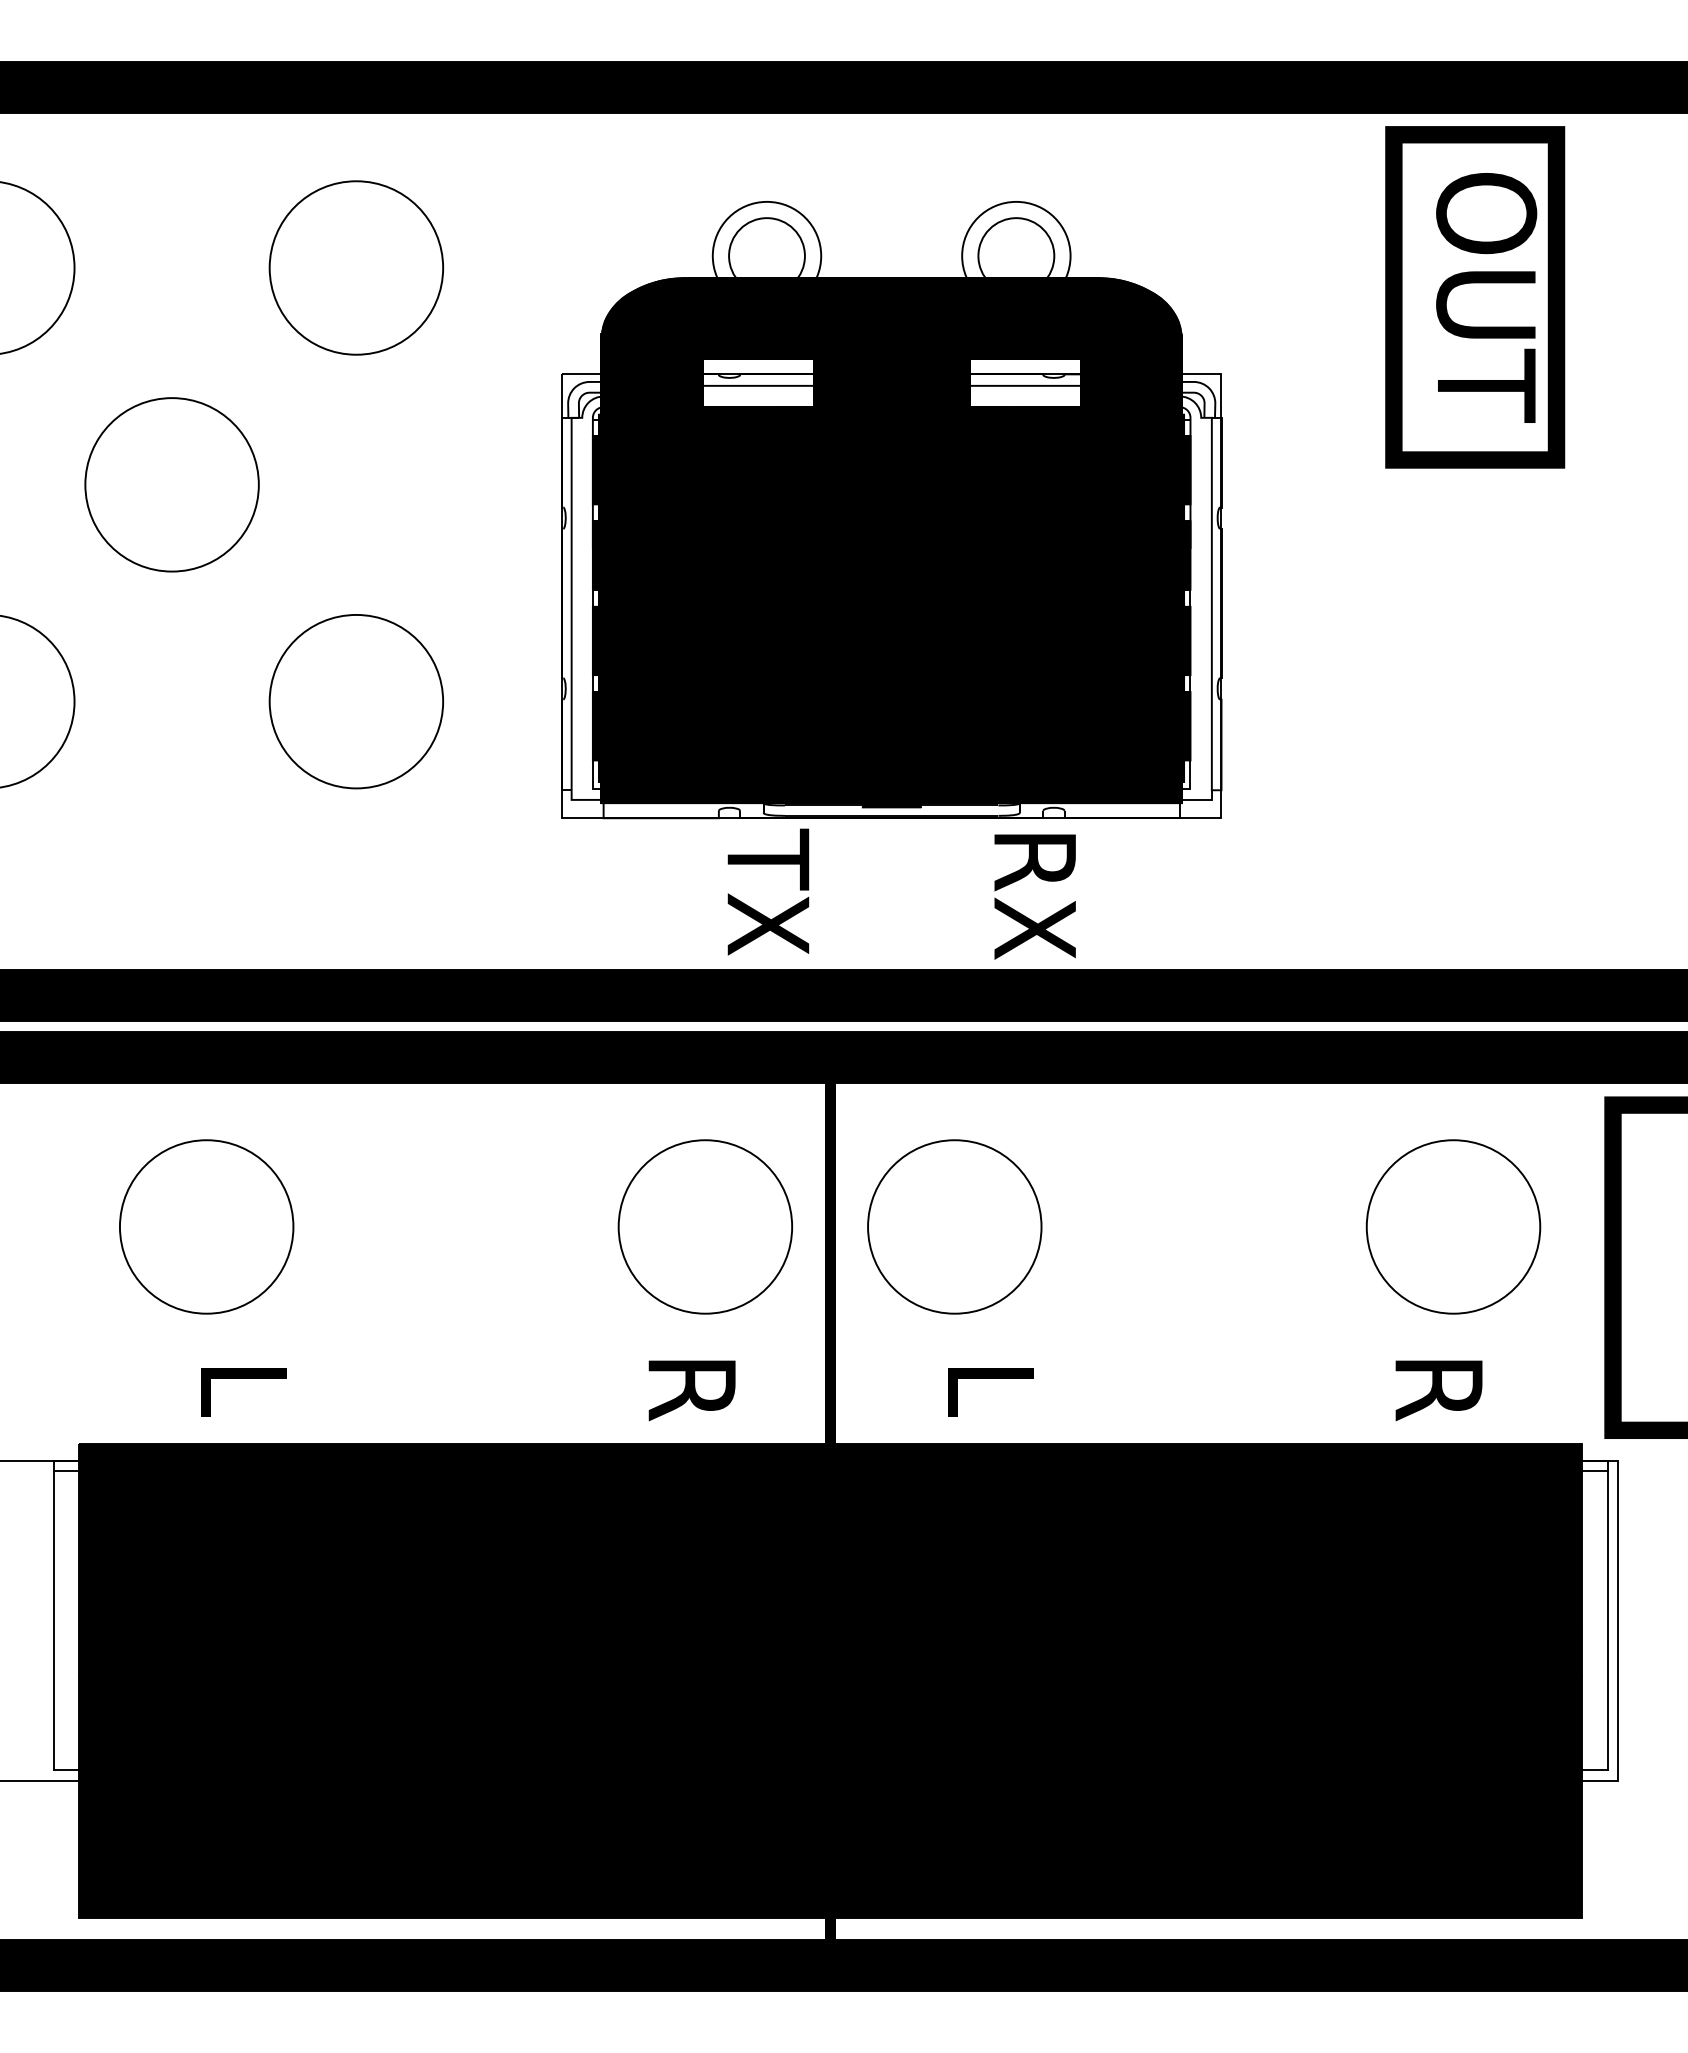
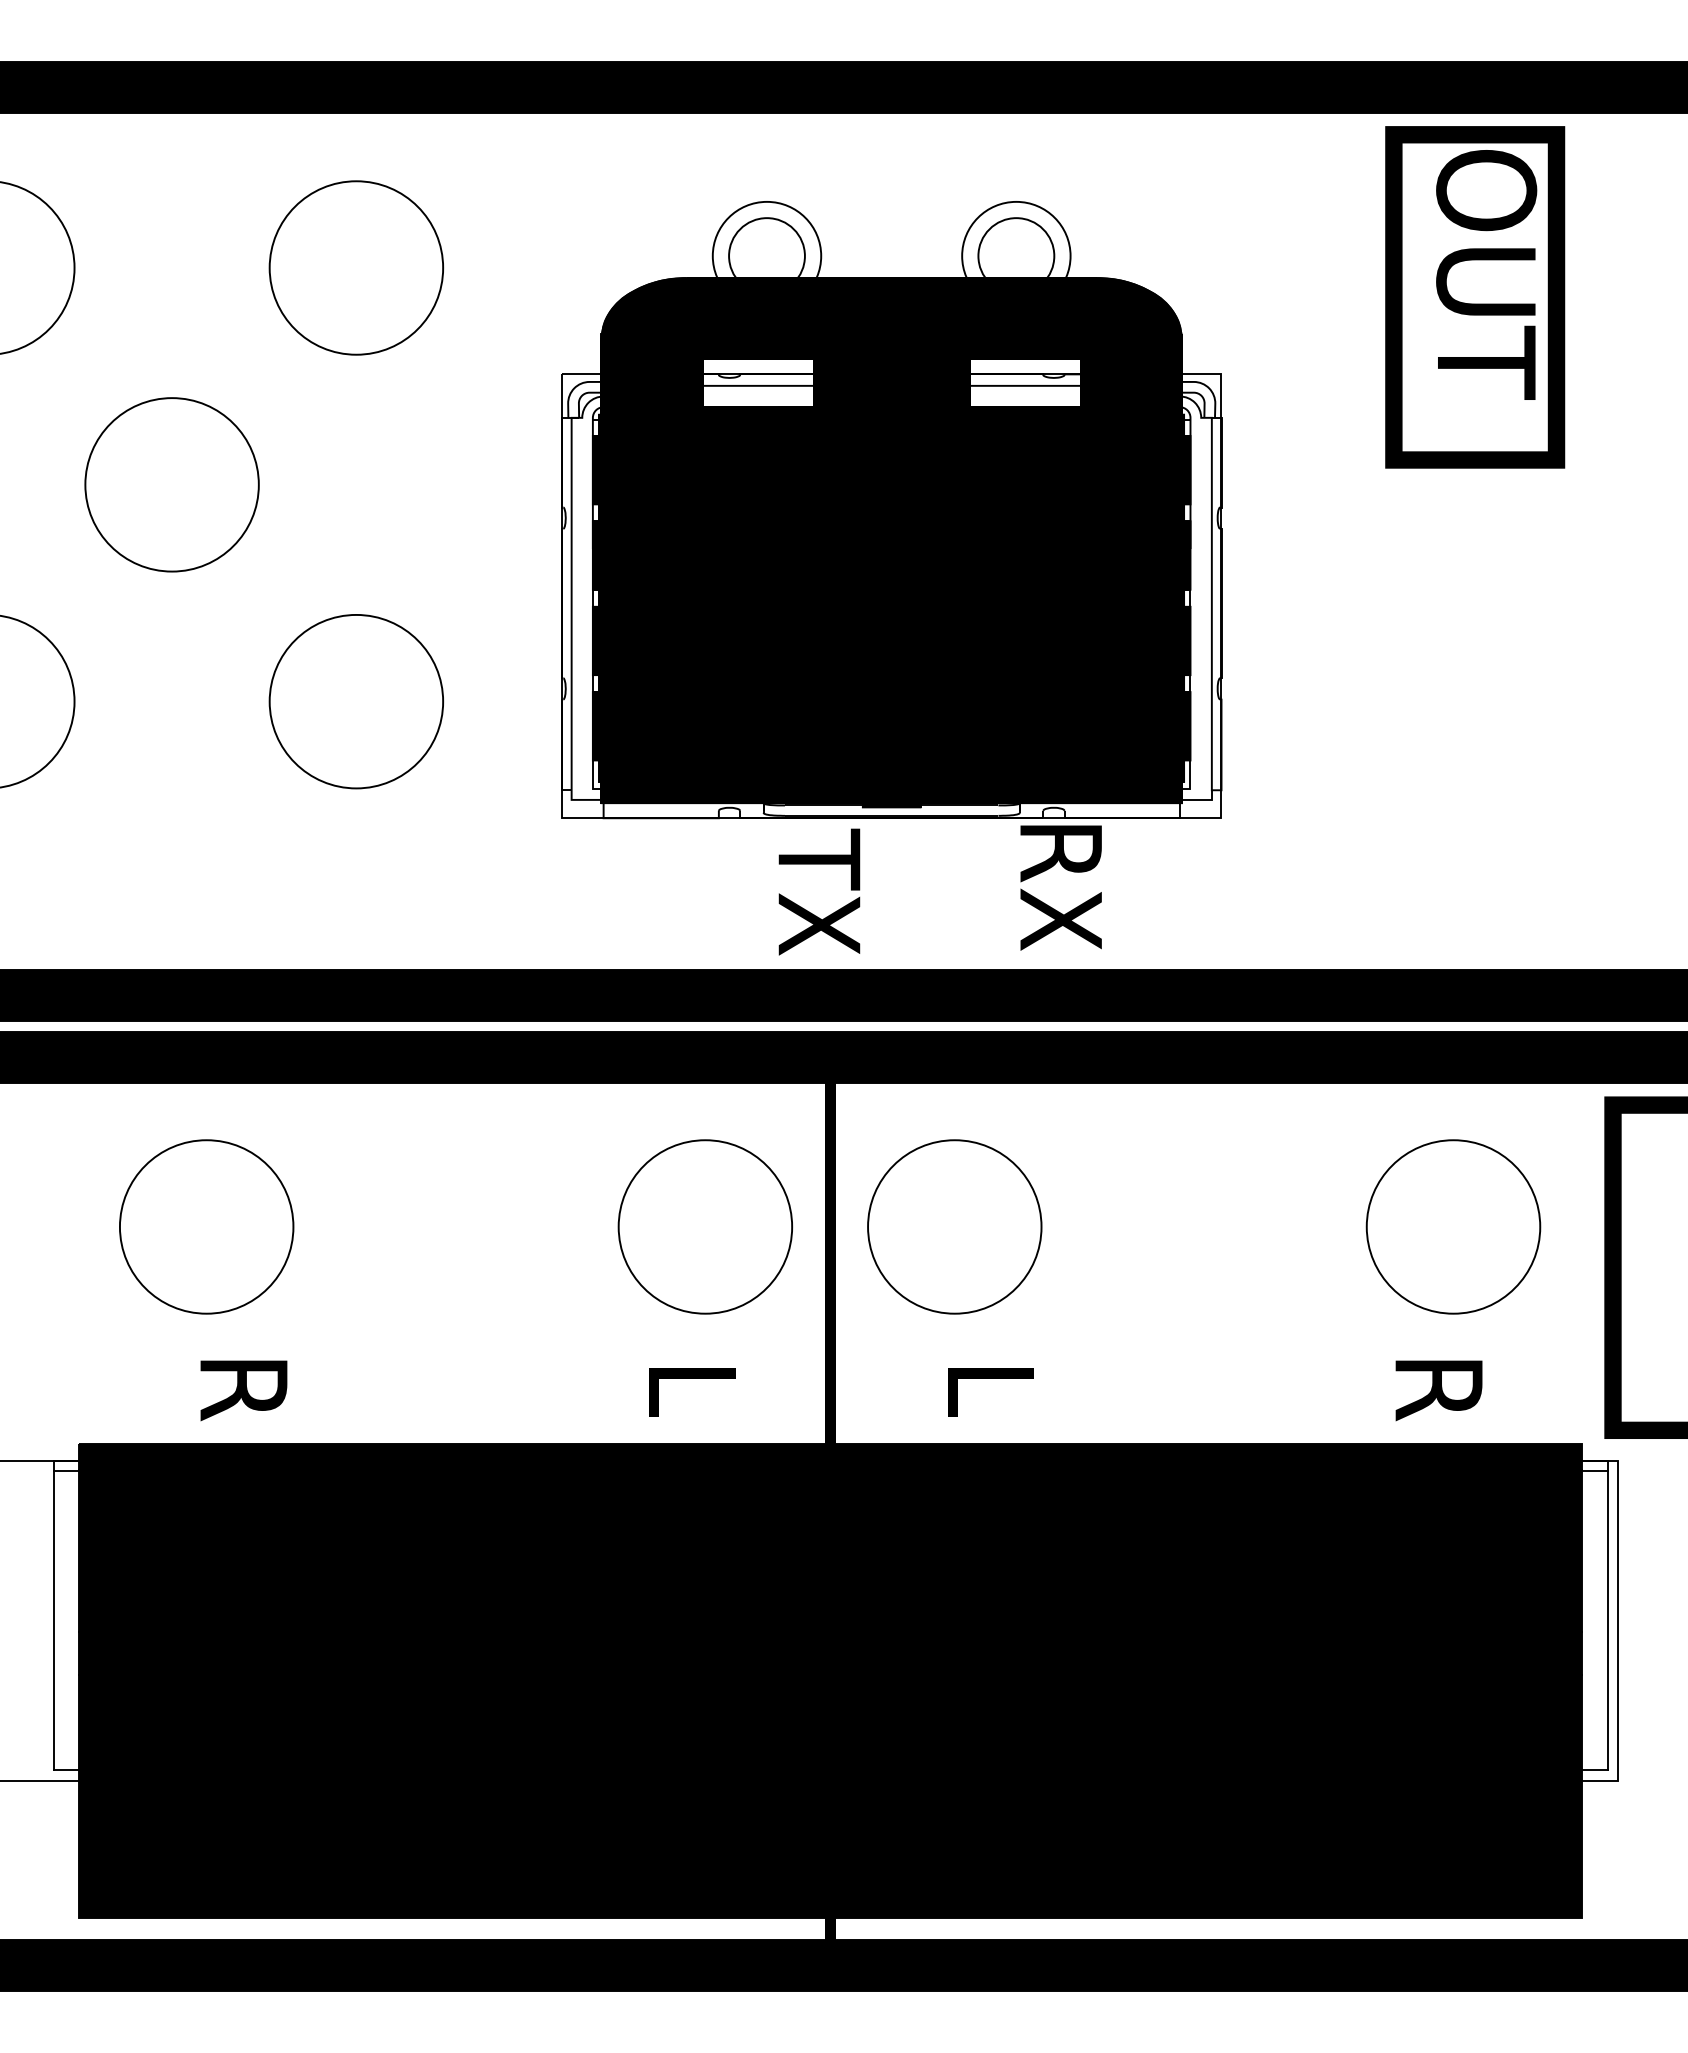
text position: (1486, 297) -> (1486, 274) (1486, 274)
text position: (768, 891) -> (819, 891) (819, 891)
text position: (1034, 896) -> (1060, 887) (1060, 887)
text: L -> R (243, 1390)
text: R -> L (691, 1390)
